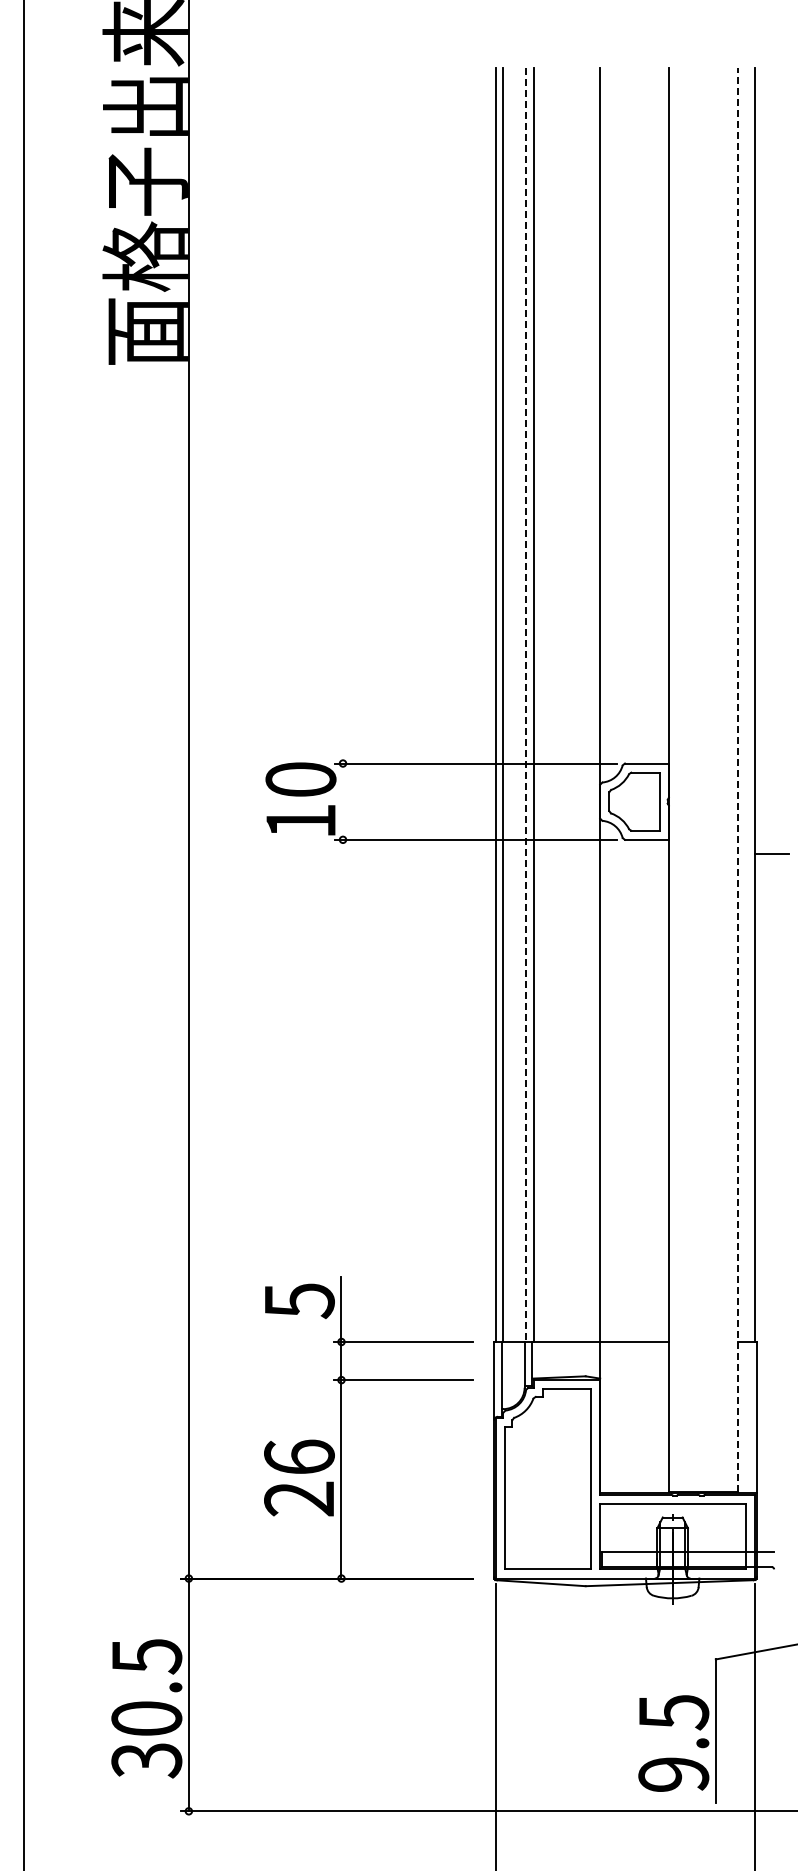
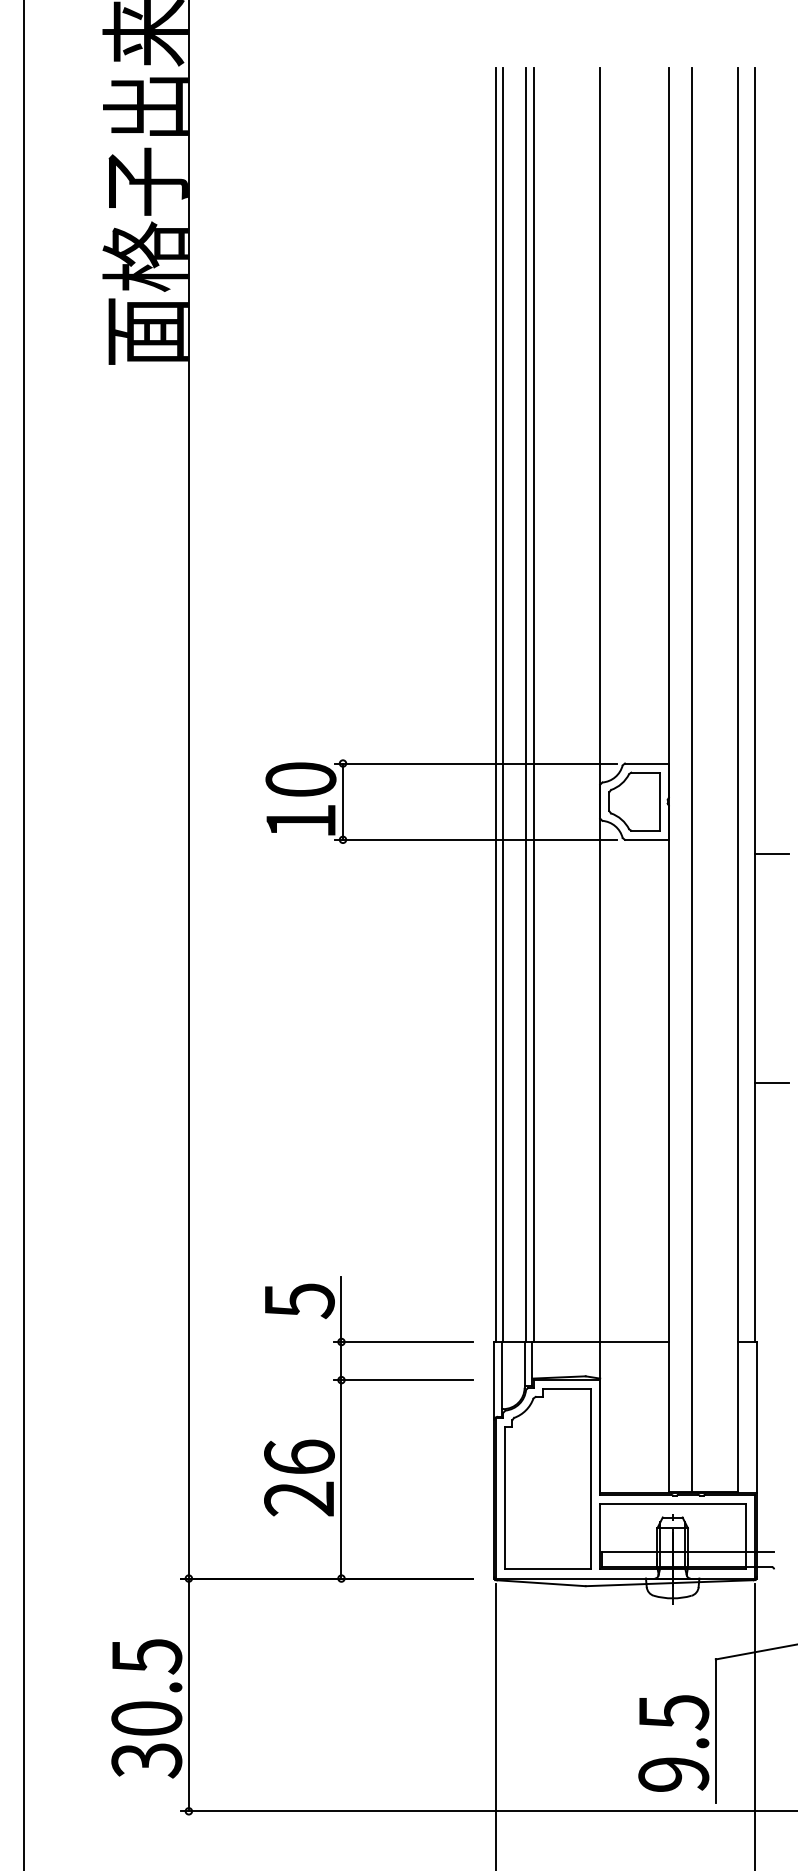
line: dashed -> solid (526, 705)
line: none -> present (691, 779)
line: dashed -> solid (737, 779)
line: none -> present (343, 801)
line: none -> present (772, 1082)
